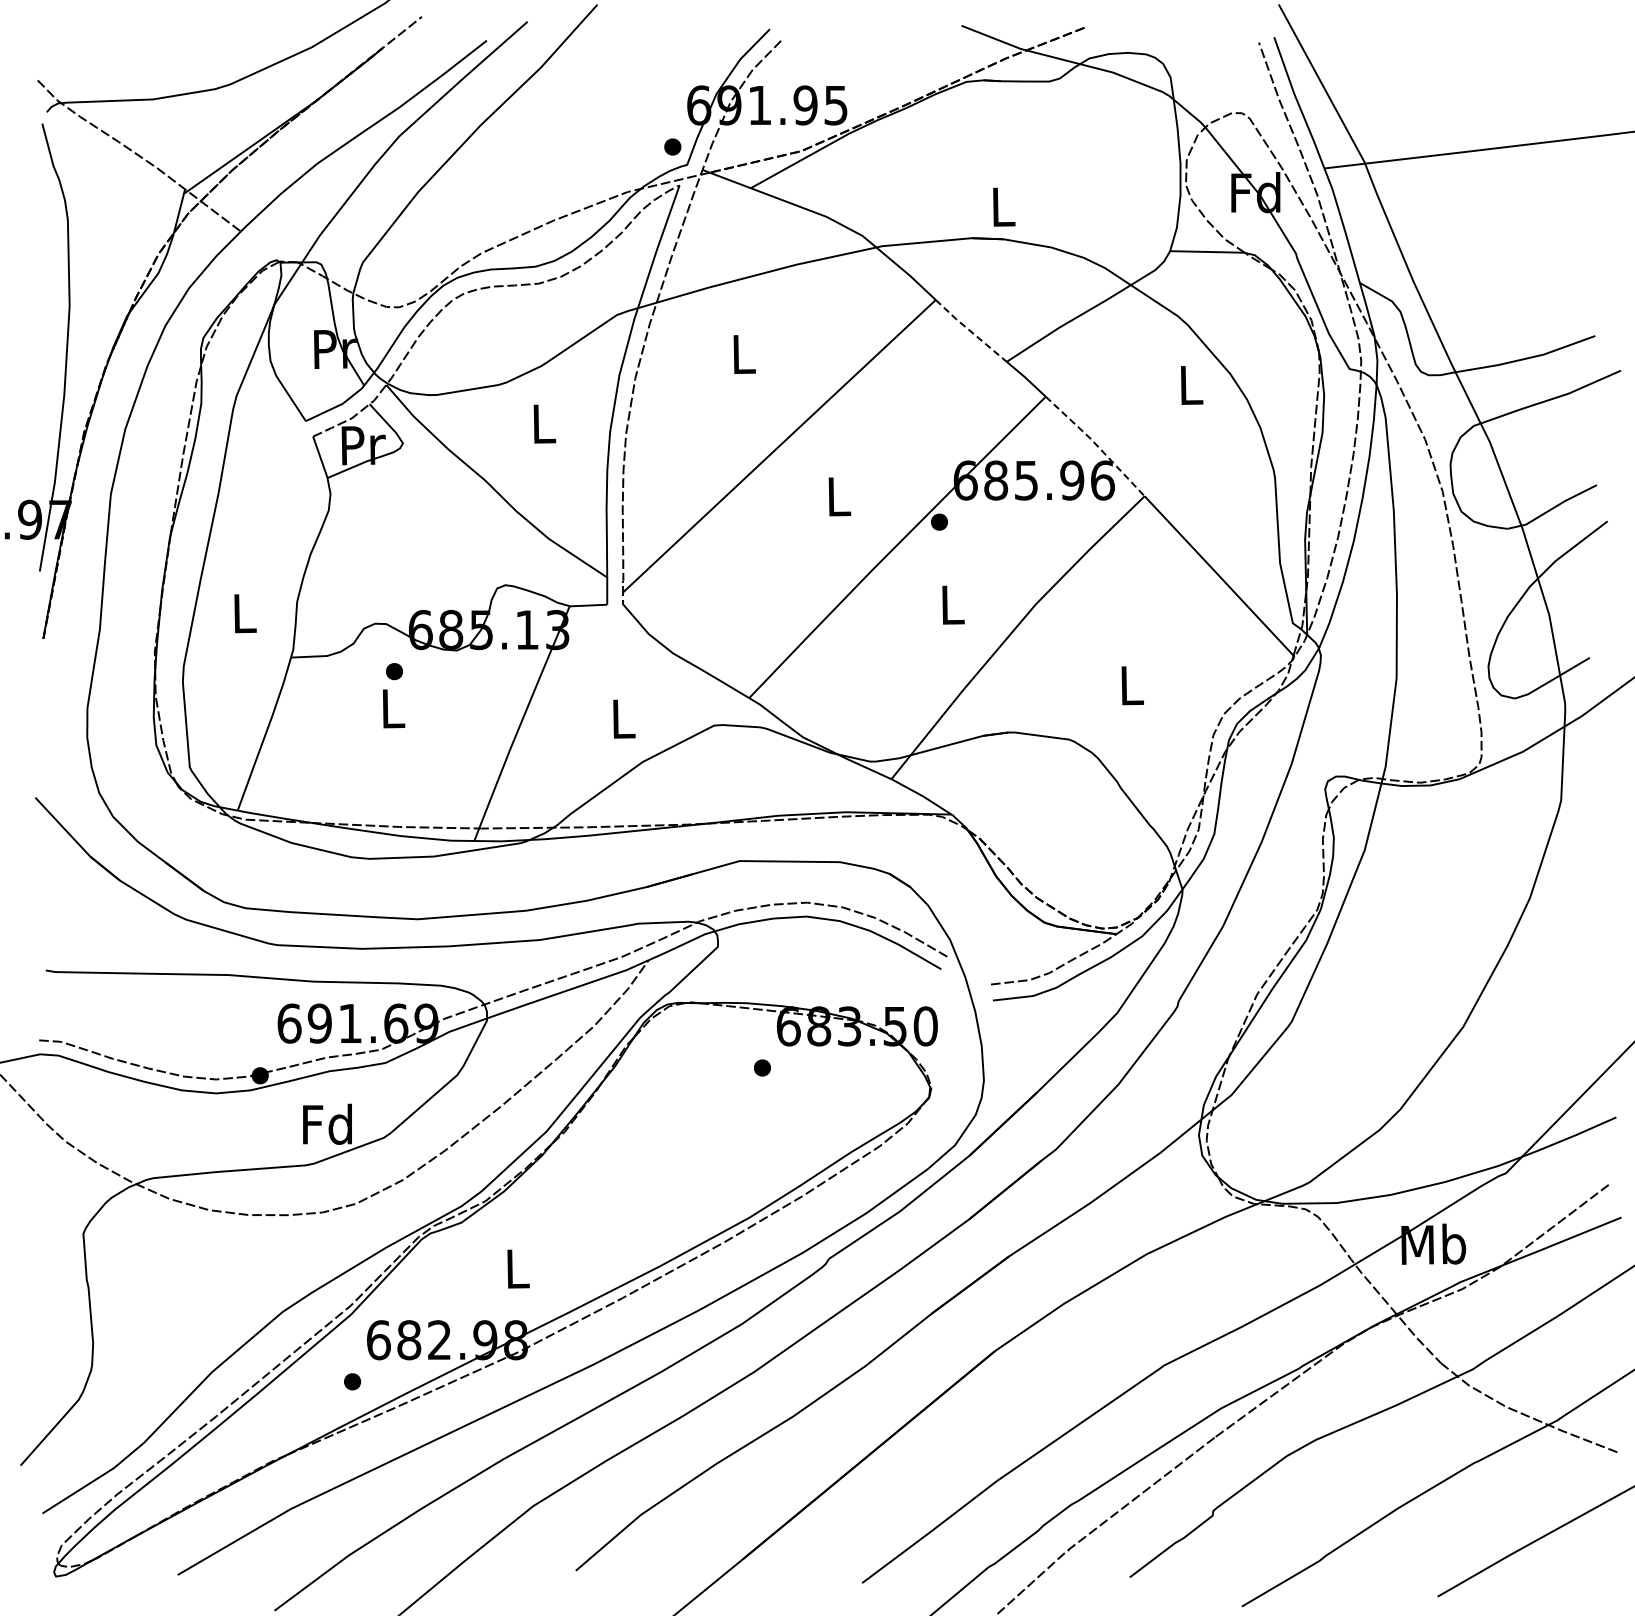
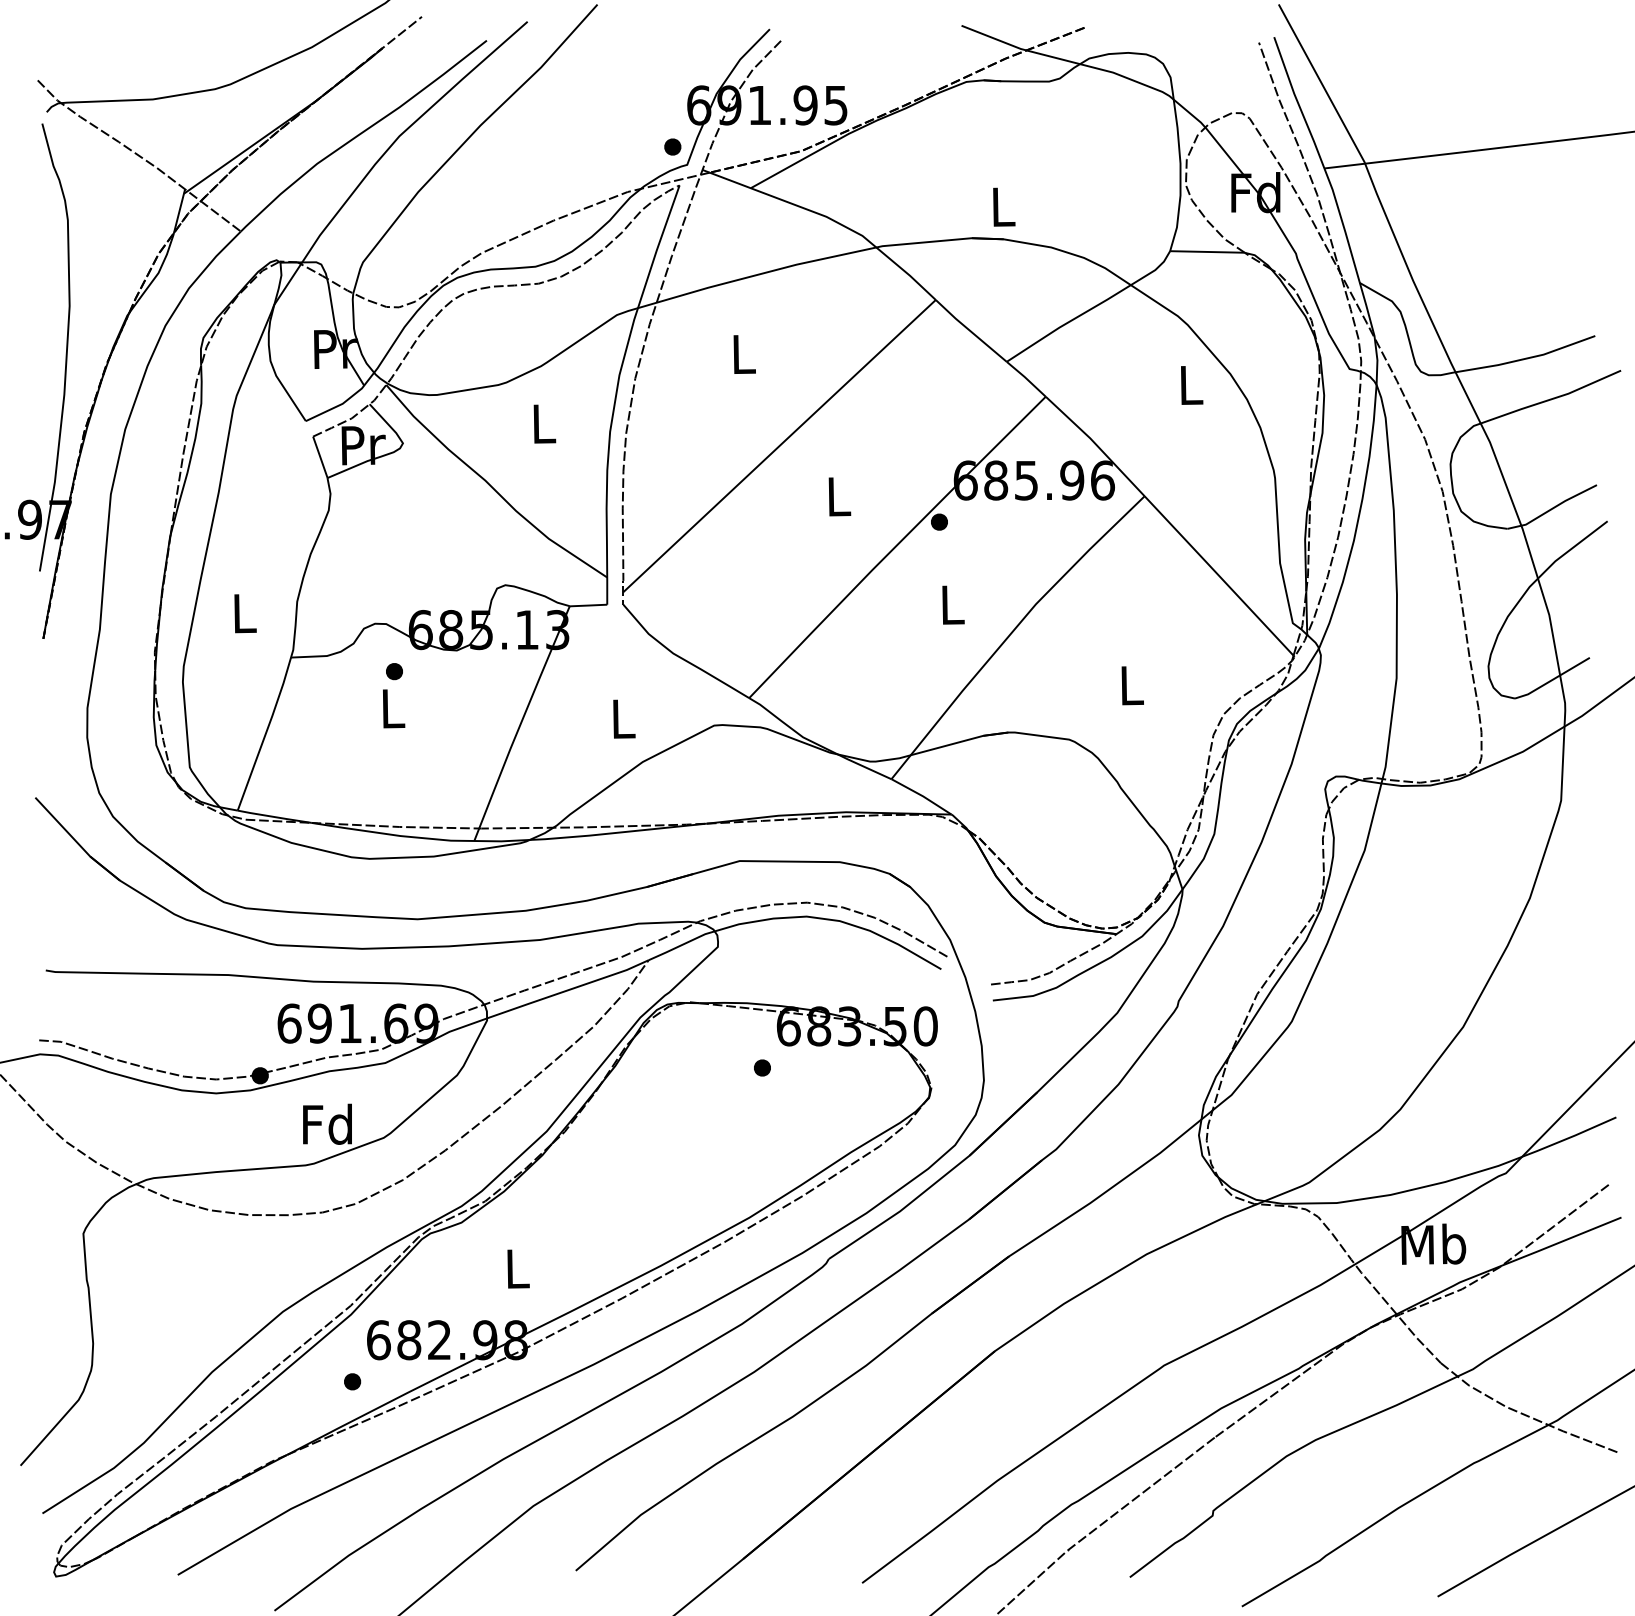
line: dashed -> solid (970, 330)
line: dashed -> solid (1096, 444)
